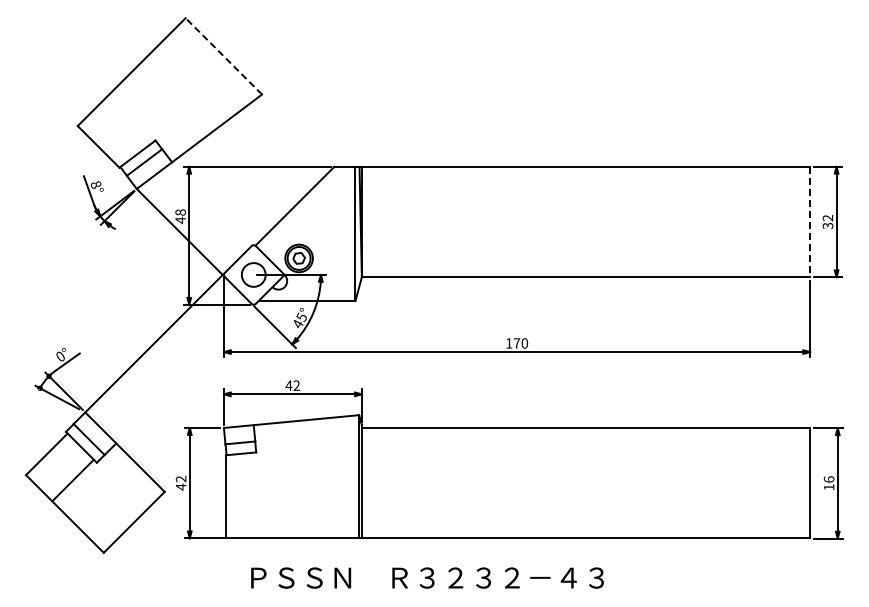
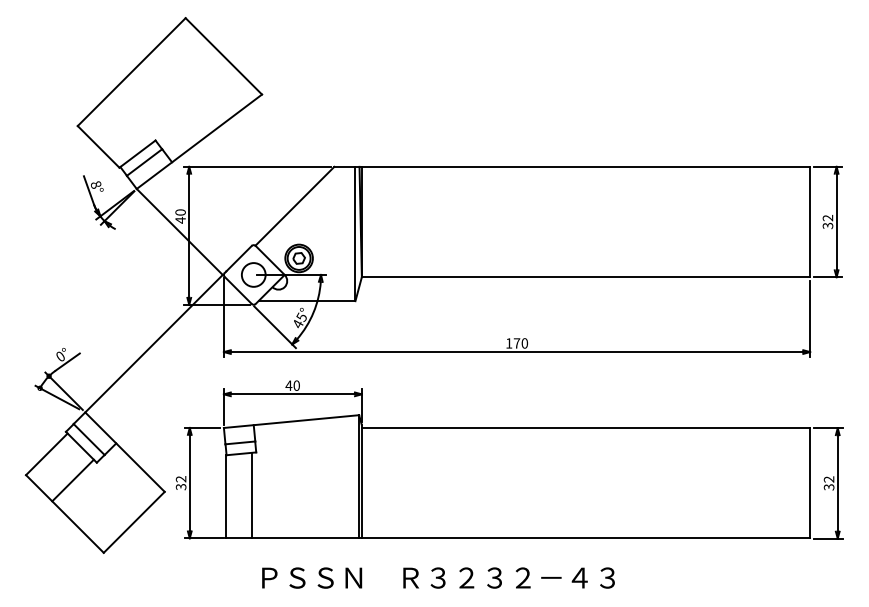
line: dashed -> solid (223, 56)
text: 48 -> 40 (180, 212)
line: dashed -> solid (810, 222)
text: 42 -> 40 (296, 385)
text: 16 -> 32 (828, 483)
text: 42 -> 32 (180, 486)
line: none -> present (252, 495)
text position: (427, 577) -> (438, 577) (438, 577)
